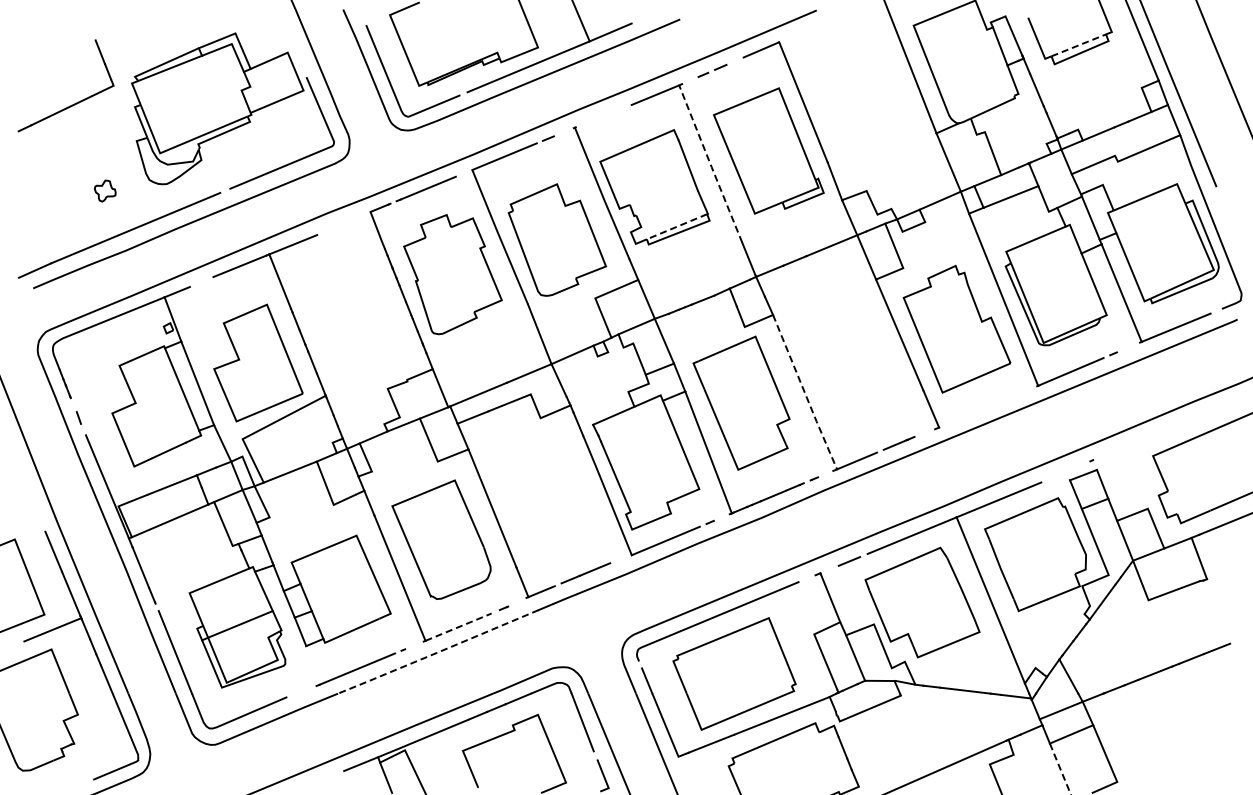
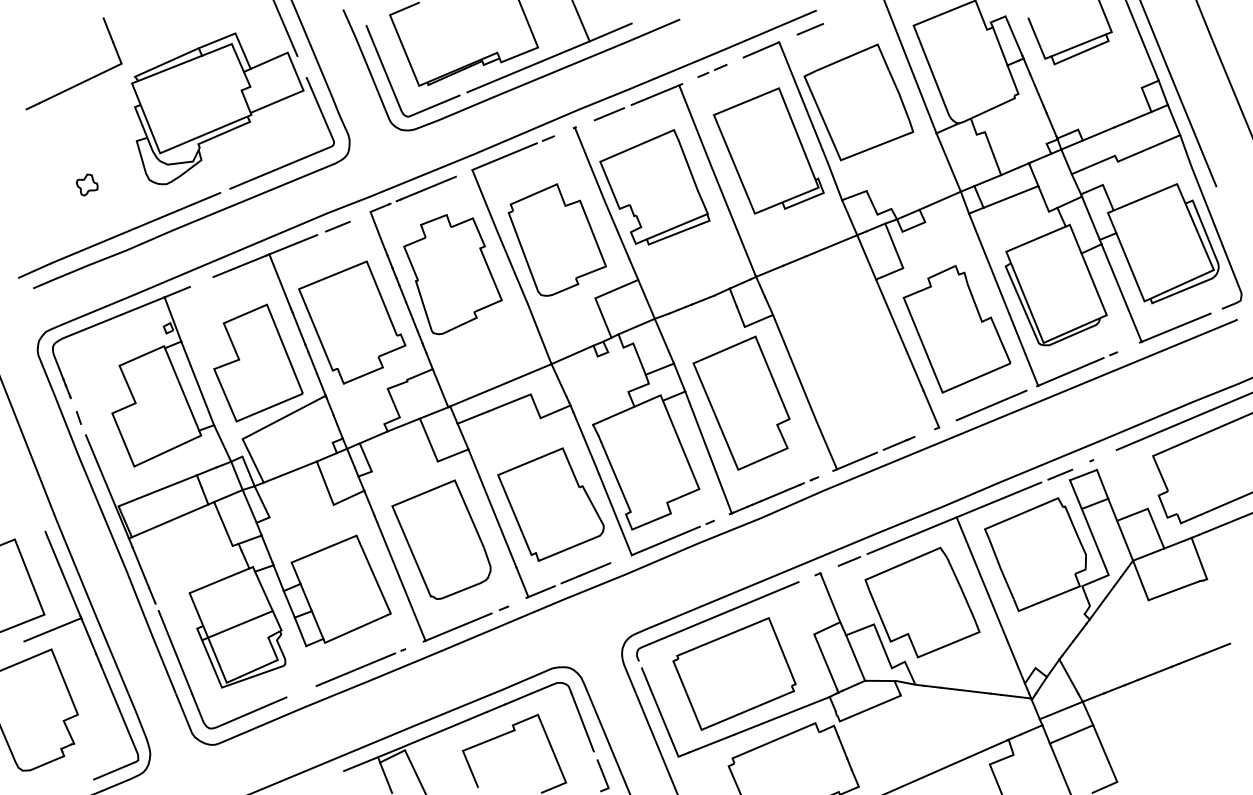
line: none -> present (285, 29)
line: none -> present (810, 29)
line: dashed -> solid (1079, 45)
part: none -> present (858, 102)
part position: (74, 103) -> (82, 81) (82, 81)
line: none -> present (608, 114)
line: dashed -> solid (710, 164)
part position: (105, 190) -> (87, 184) (87, 184)
line: none -> present (337, 226)
line: dashed -> solid (677, 226)
part: none -> present (352, 322)
line: dashed -> solid (805, 393)
line: none -> present (991, 405)
line: none -> present (1182, 421)
line: none -> present (1060, 474)
part: none -> present (550, 504)
line: dashed -> solid (458, 627)
line: dashed -> solid (437, 652)
line: dashed -> solid (1060, 769)
